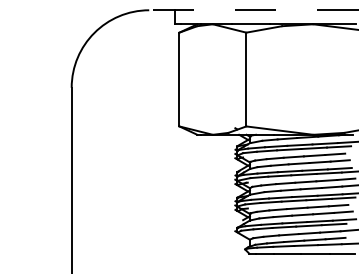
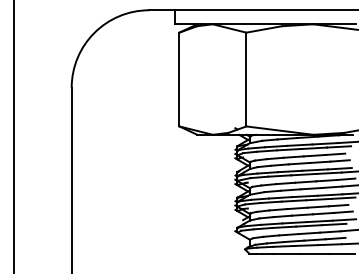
line: dashed -> solid (254, 10)
line: none -> present (13, 136)
